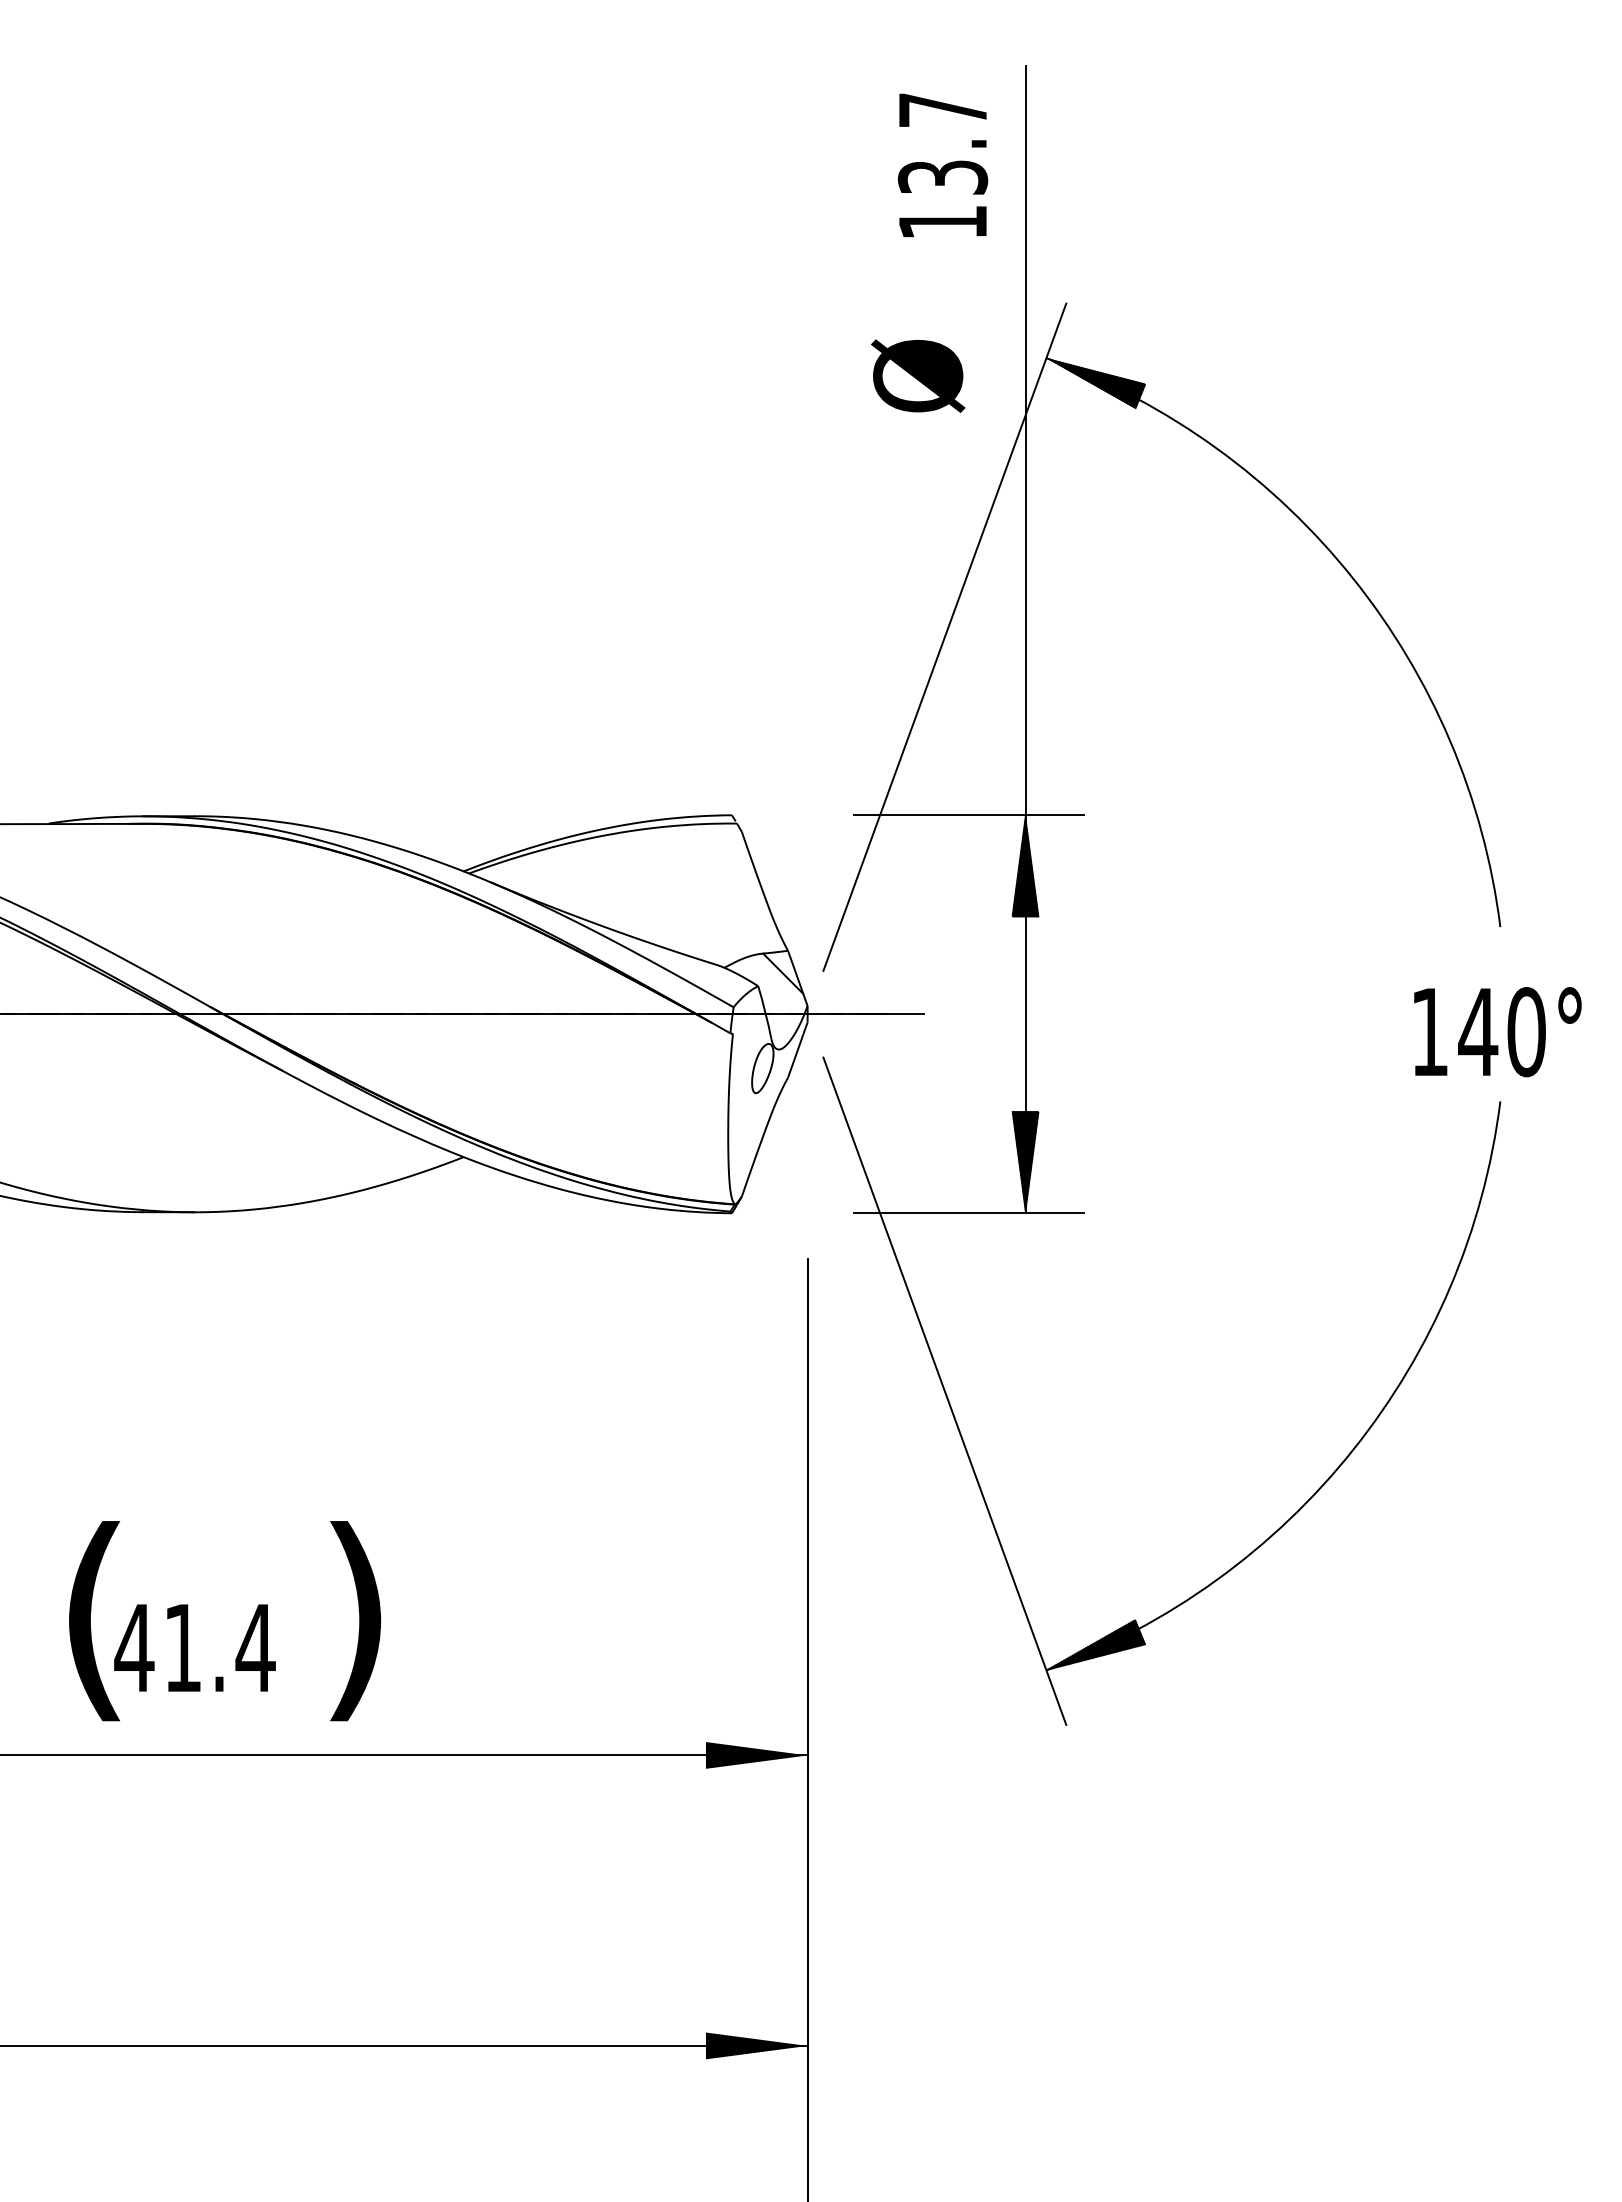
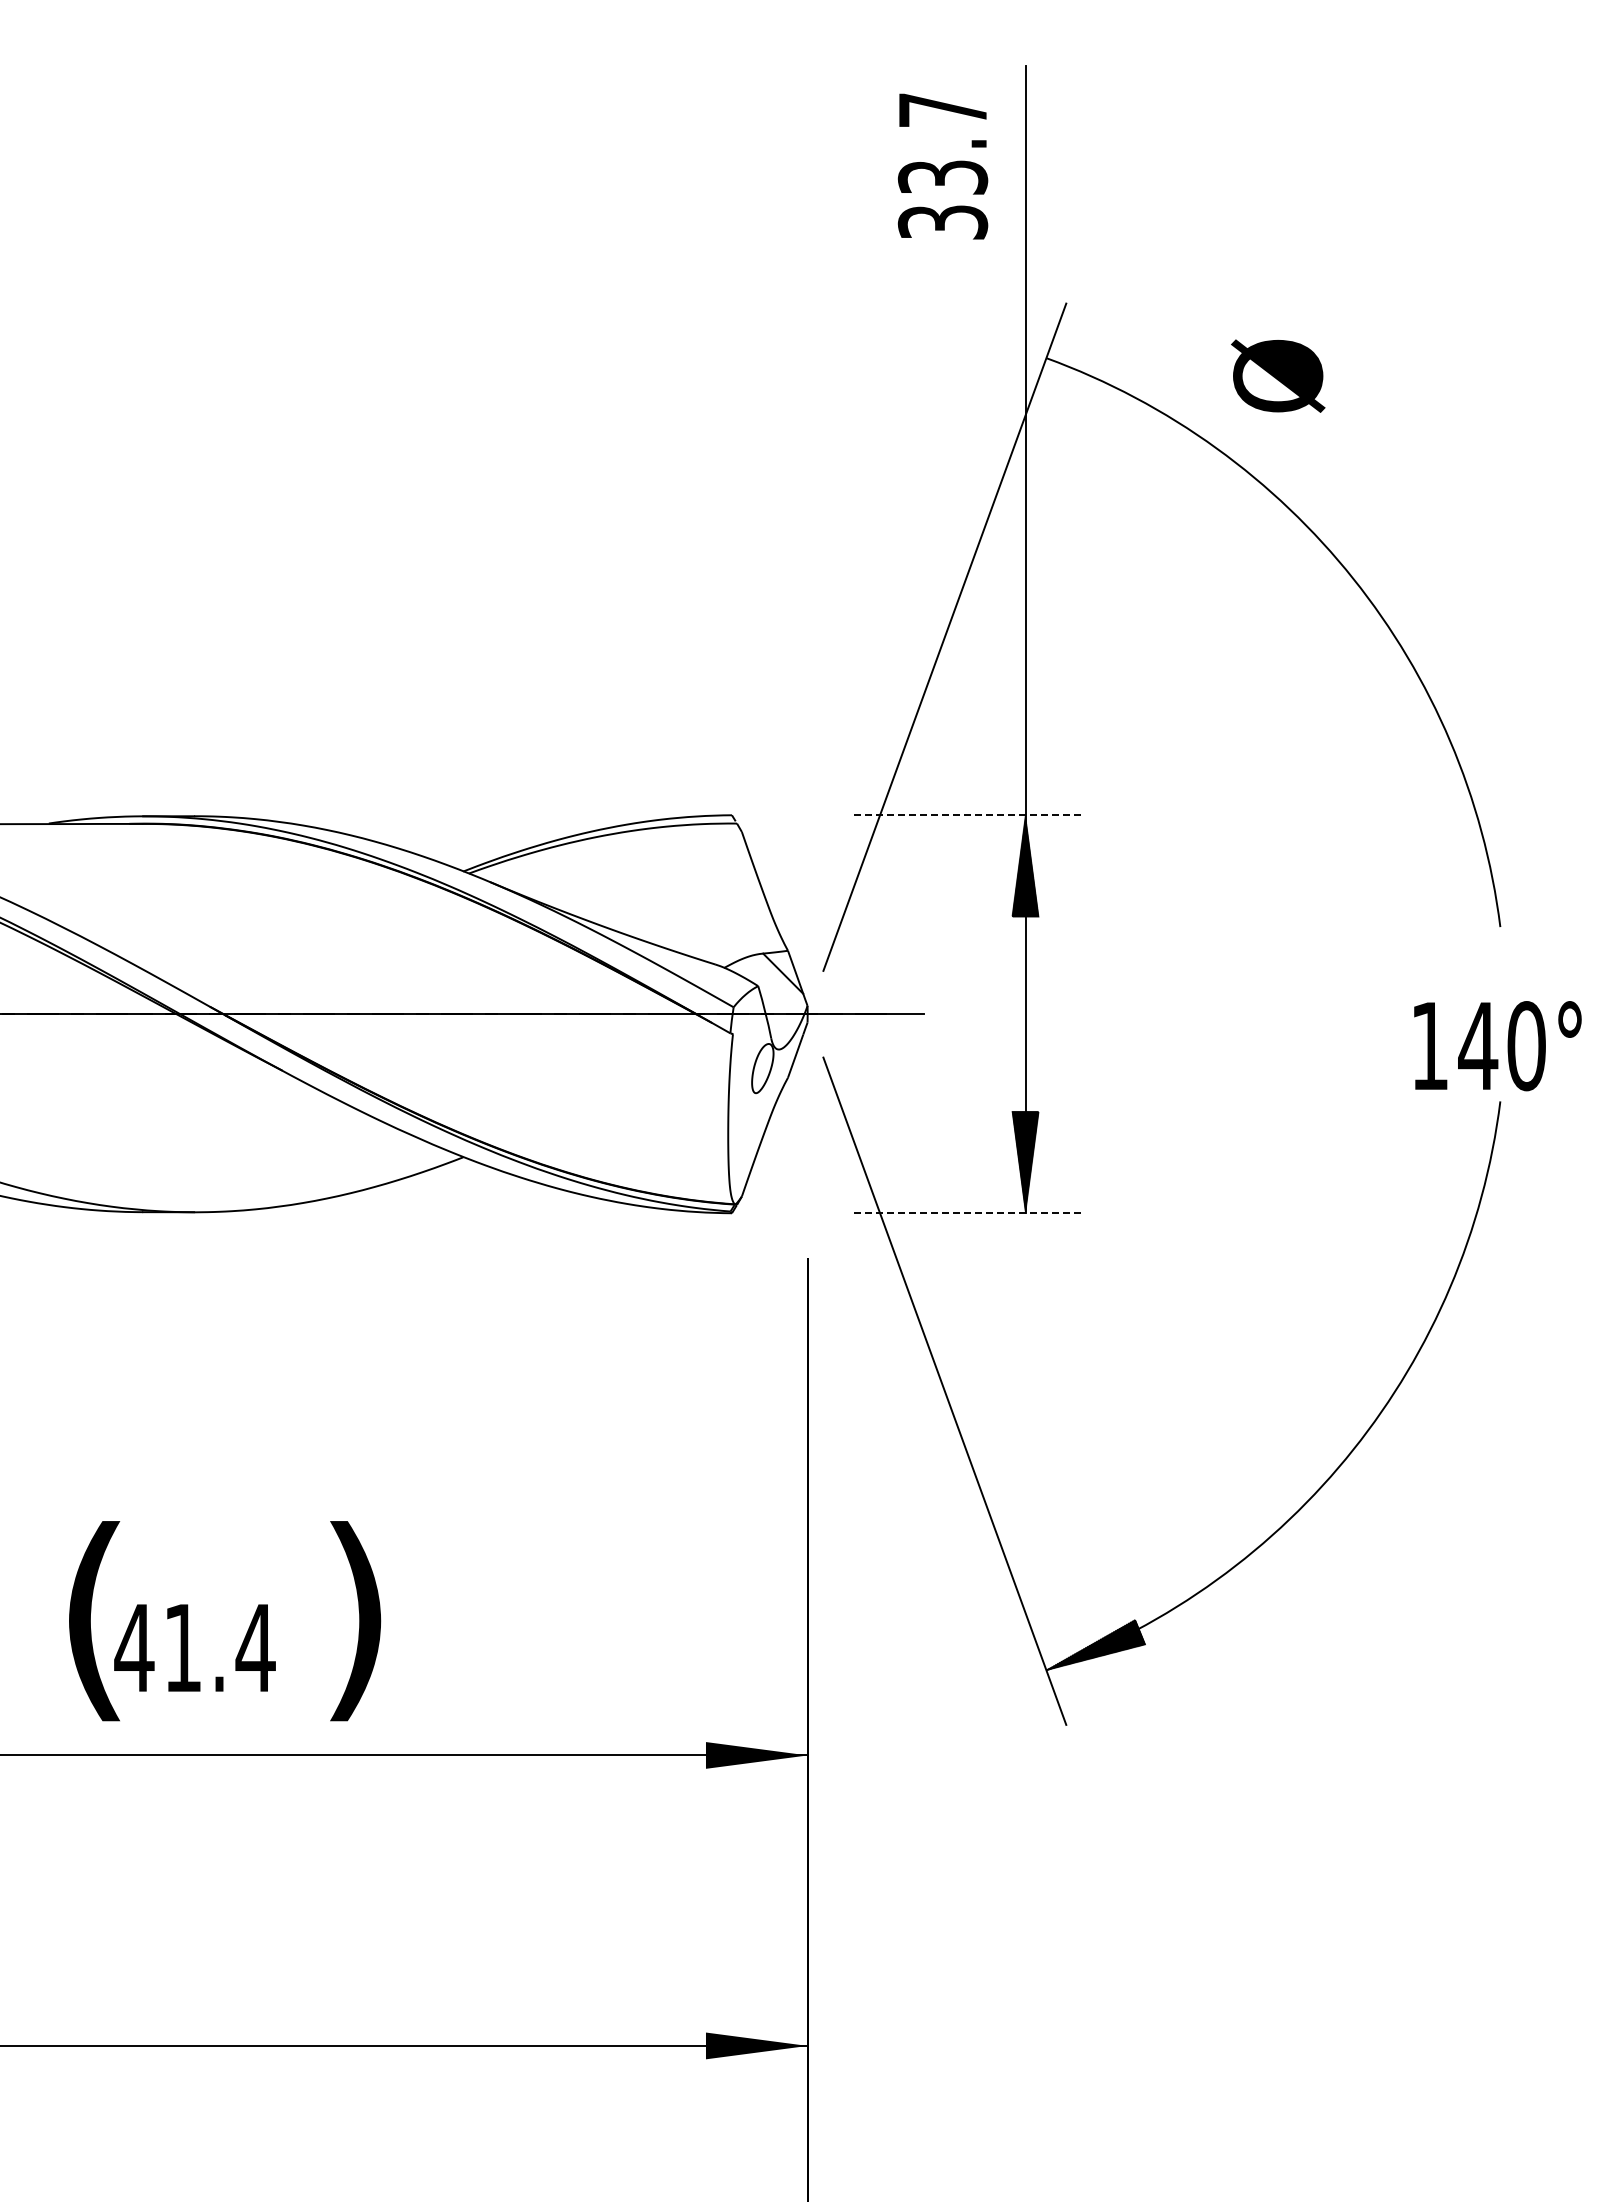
text: 13.7 -> 33.7 (942, 222)
text position: (918, 375) -> (1278, 375) (1278, 375)
hatch: present -> none (1095, 383)
line: solid -> dashed (968, 815)
text position: (1497, 1032) -> (1497, 1046) (1497, 1046)
line: solid -> dashed (968, 1213)
